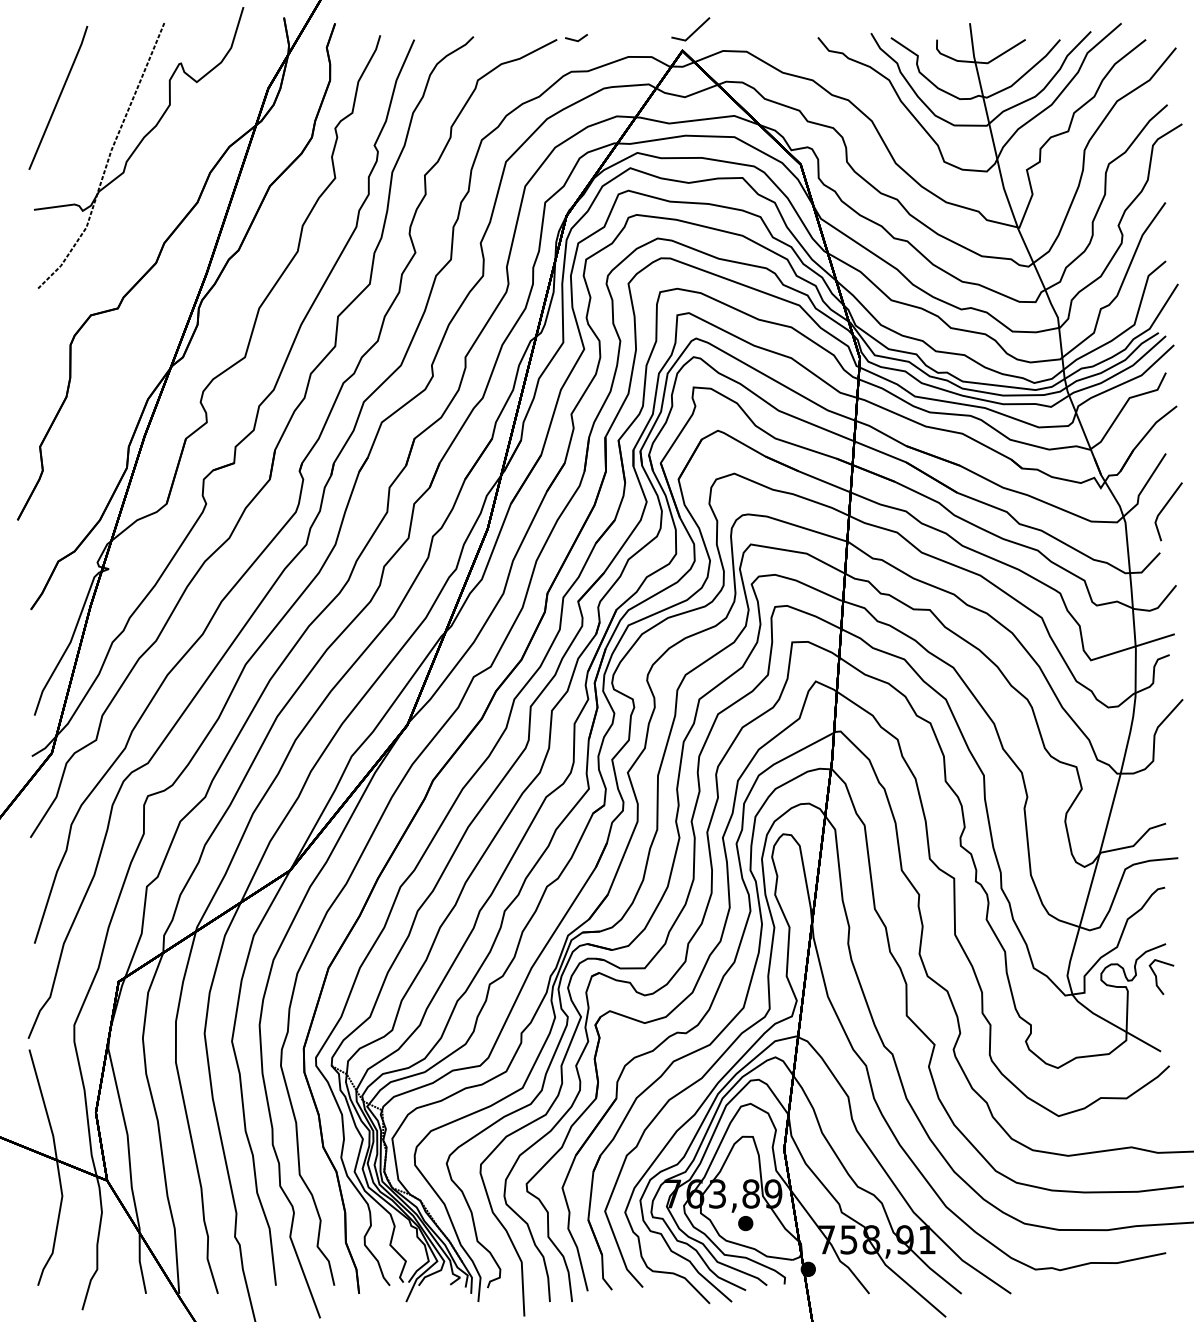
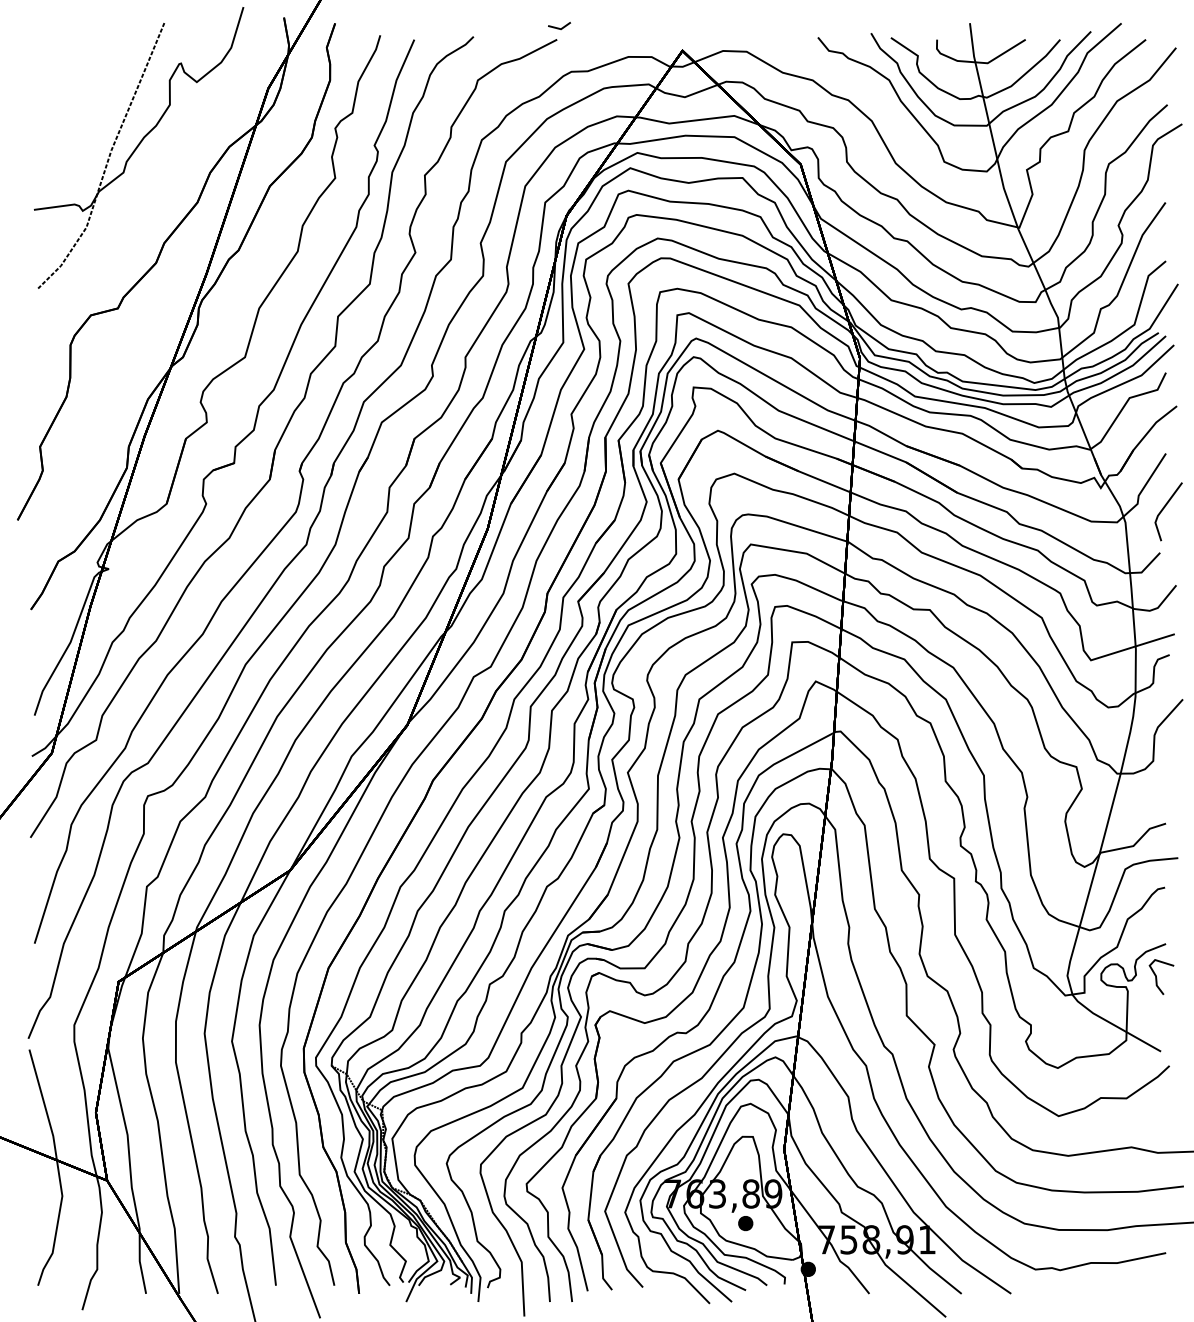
line: present -> none (693, 31)
line position: (576, 39) -> (559, 27) (559, 27)
curve: present -> none (58, 97)
